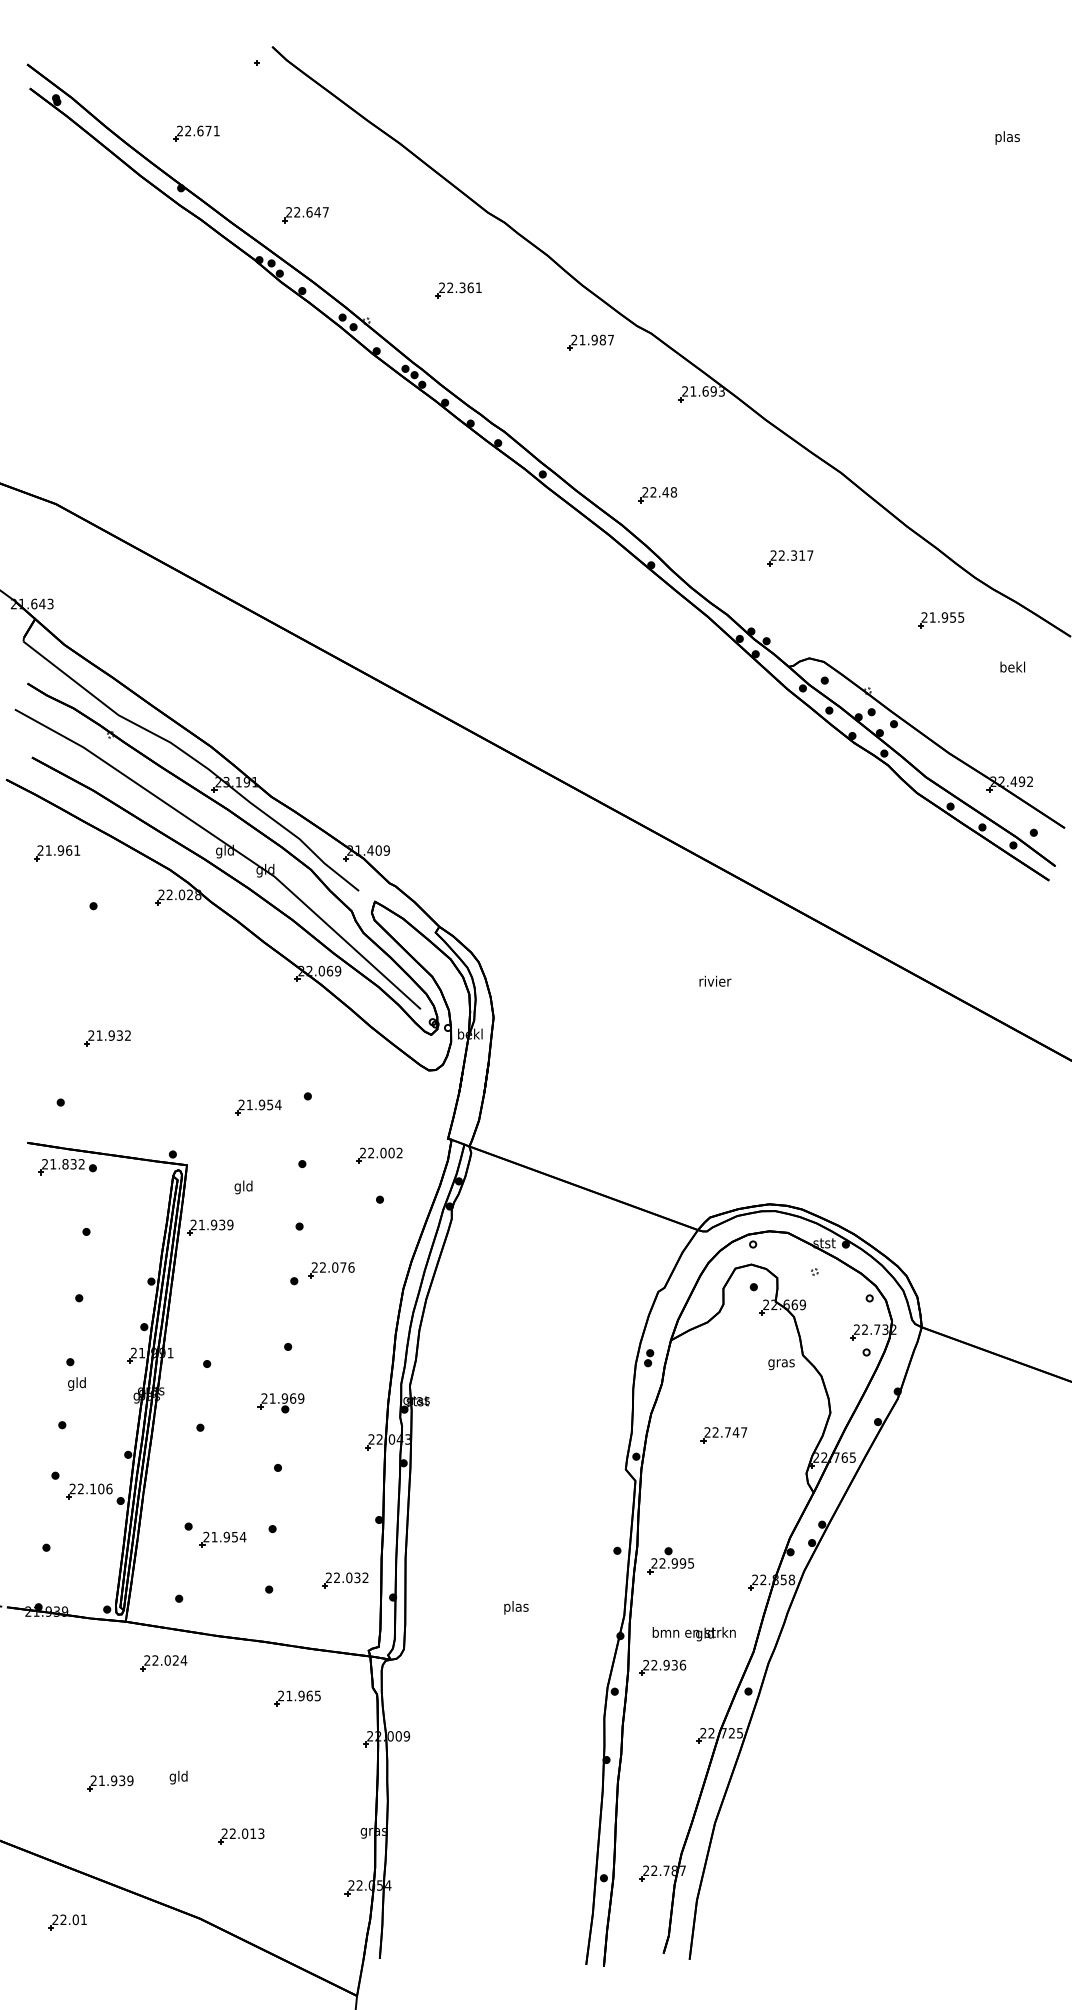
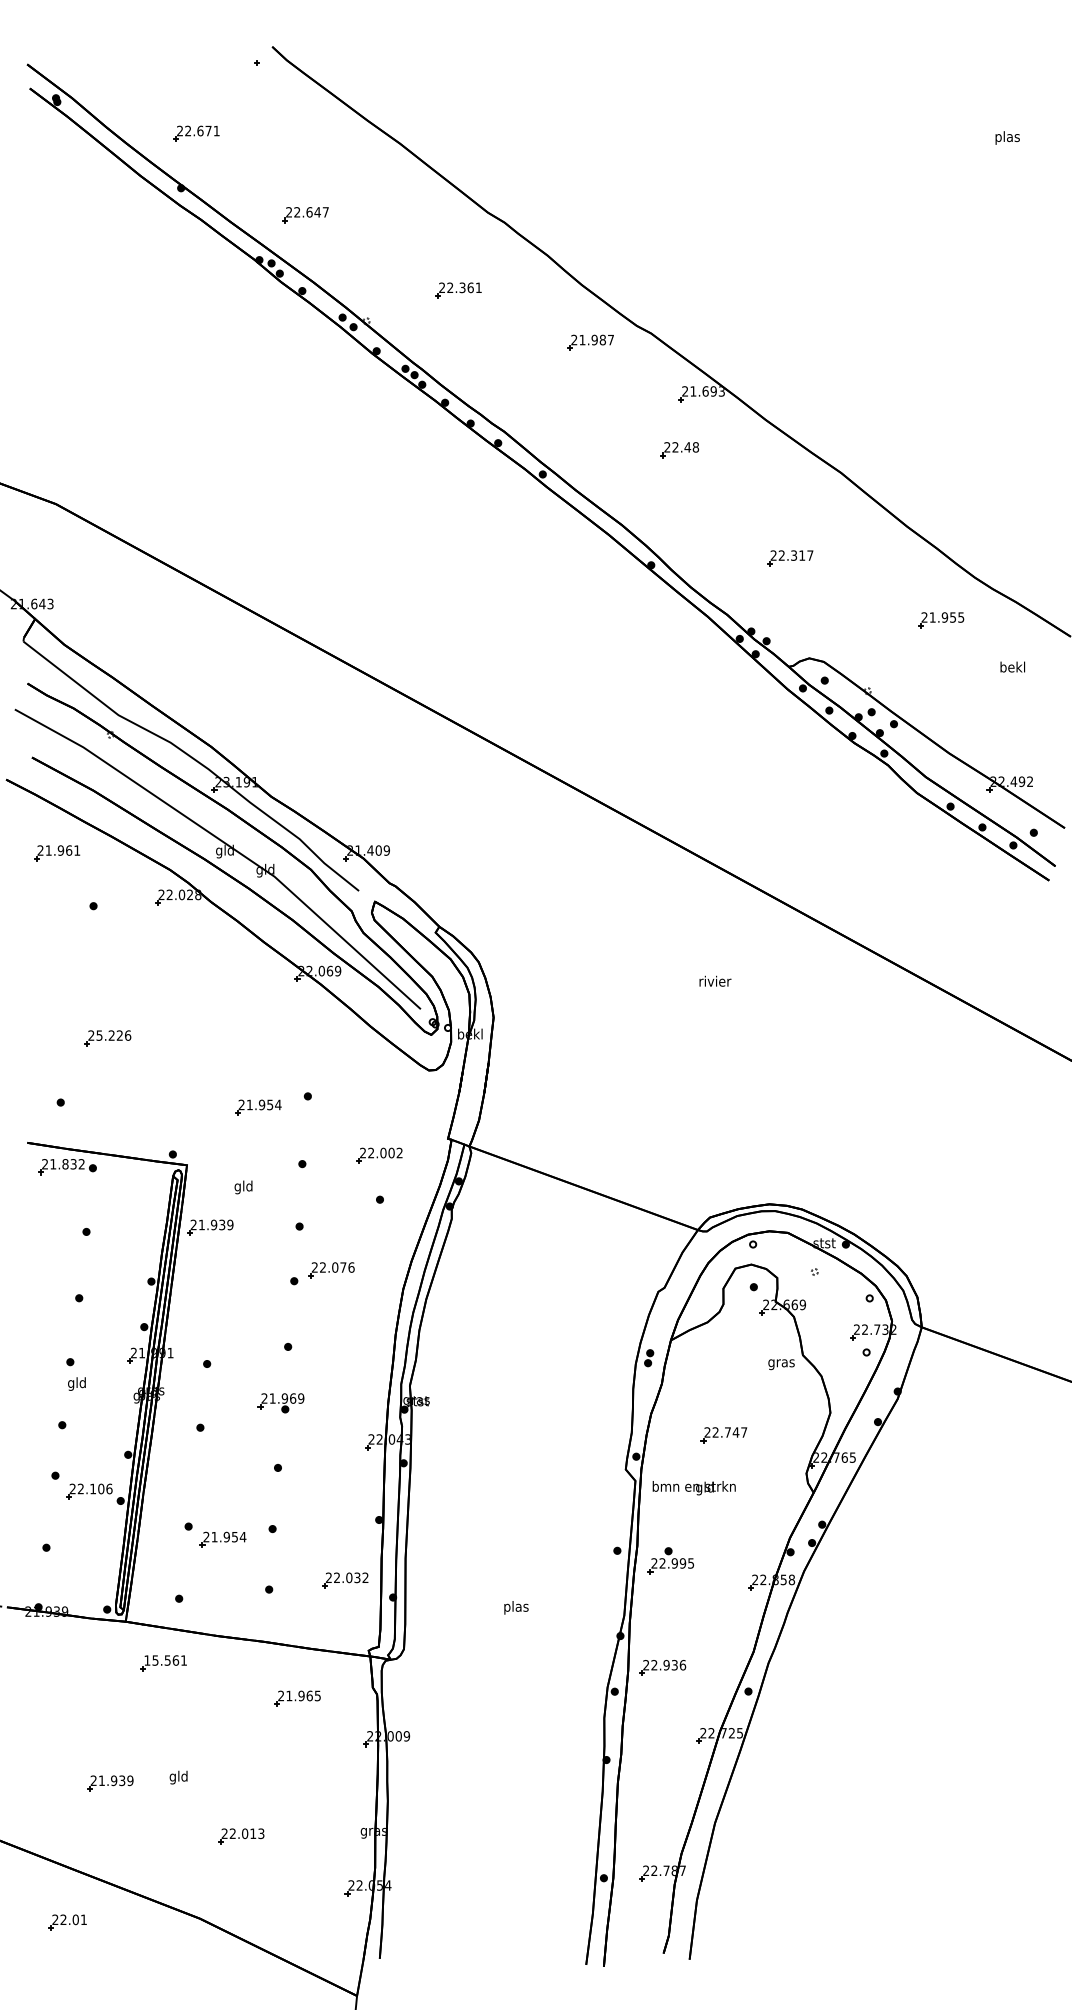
part position: (657, 495) -> (679, 450) (679, 450)
text: 21.932 -> 25.226 (113, 1035)
text position: (693, 1634) -> (693, 1488) (693, 1488)
text: 22.024 -> 15.561 (165, 1660)
